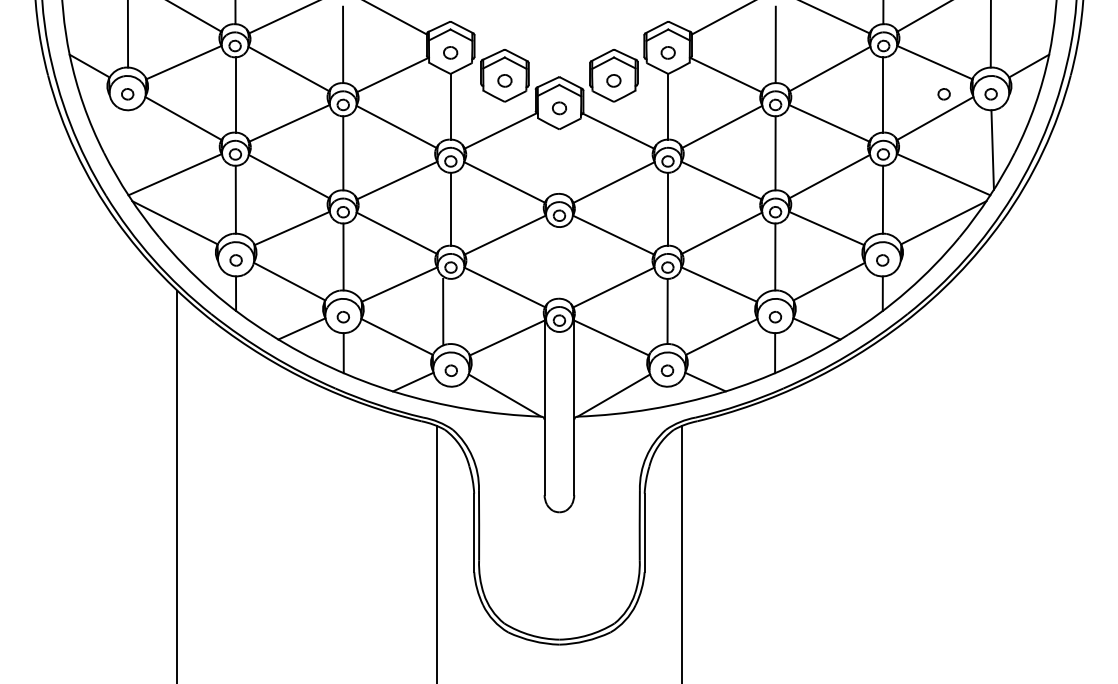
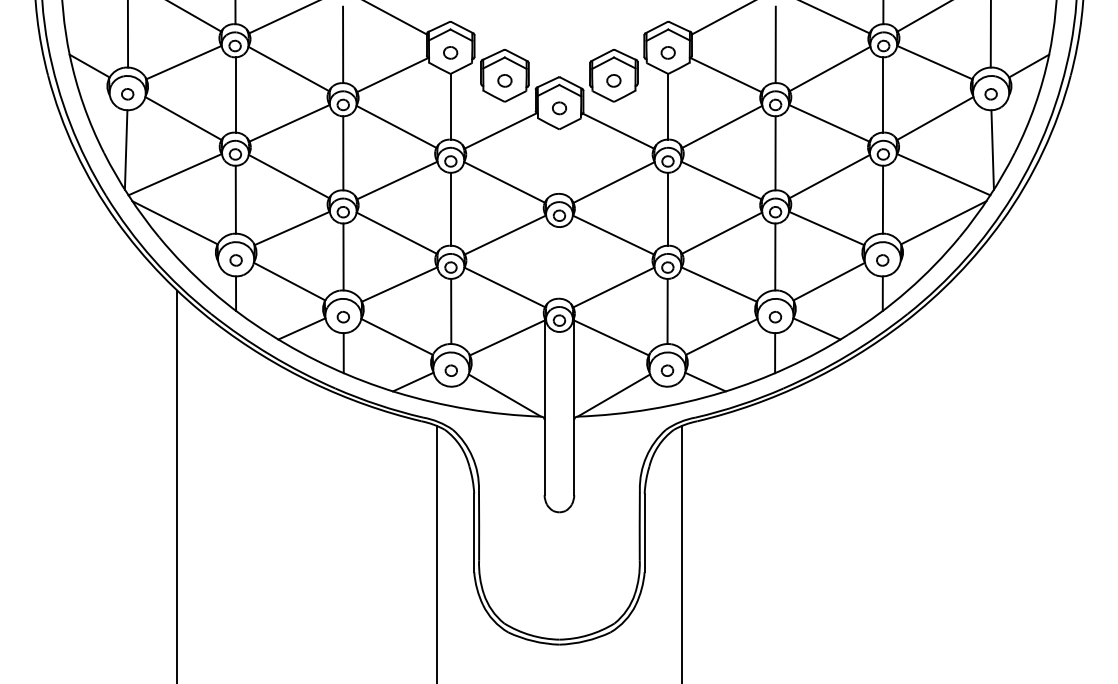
part: present -> none (943, 94)
line: none -> present (125, 149)
line position: (443, 311) -> (451, 311) (451, 311)
